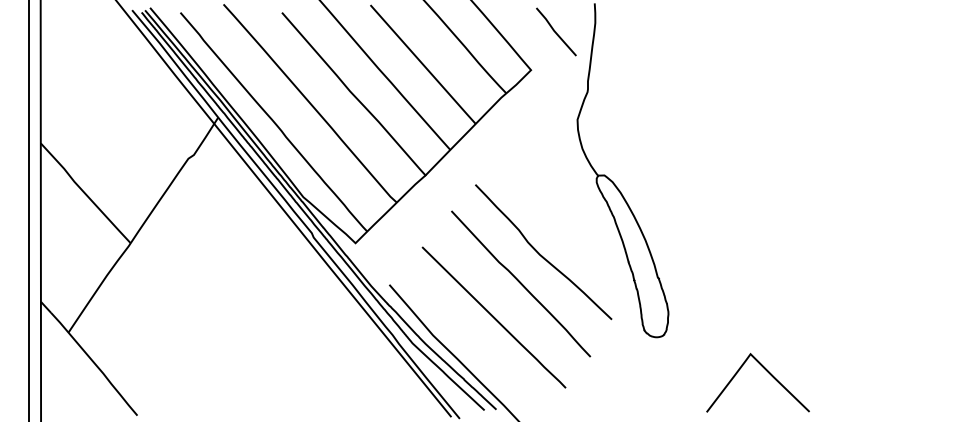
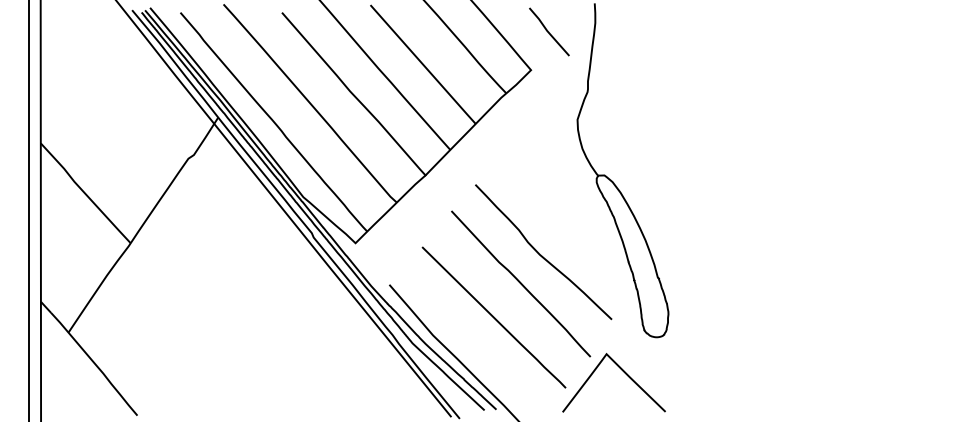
line position: (555, 31) -> (548, 31) (548, 31)
curve position: (767, 372) -> (623, 372) (623, 372)
